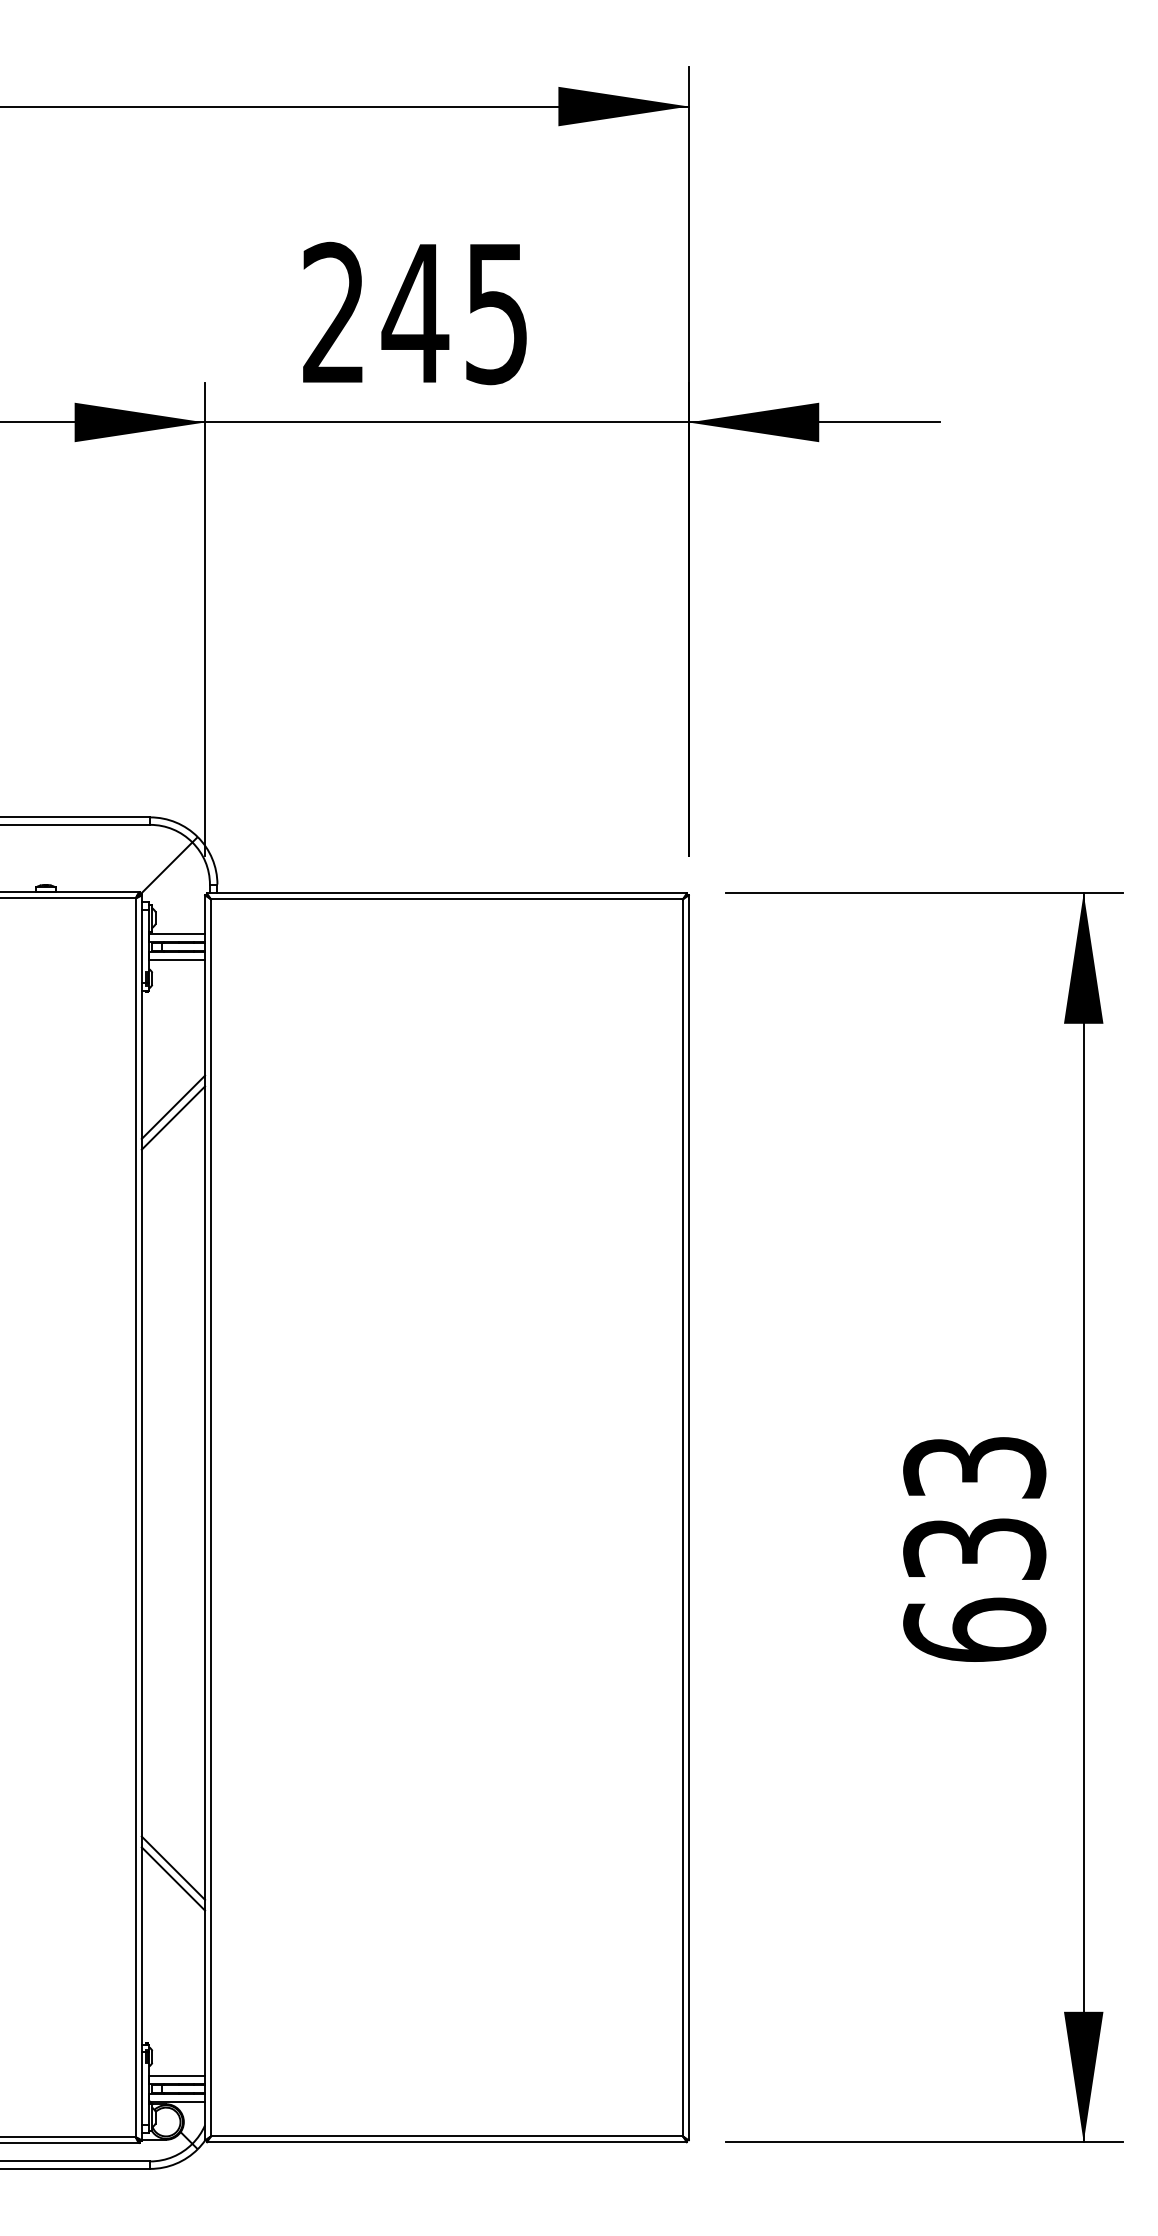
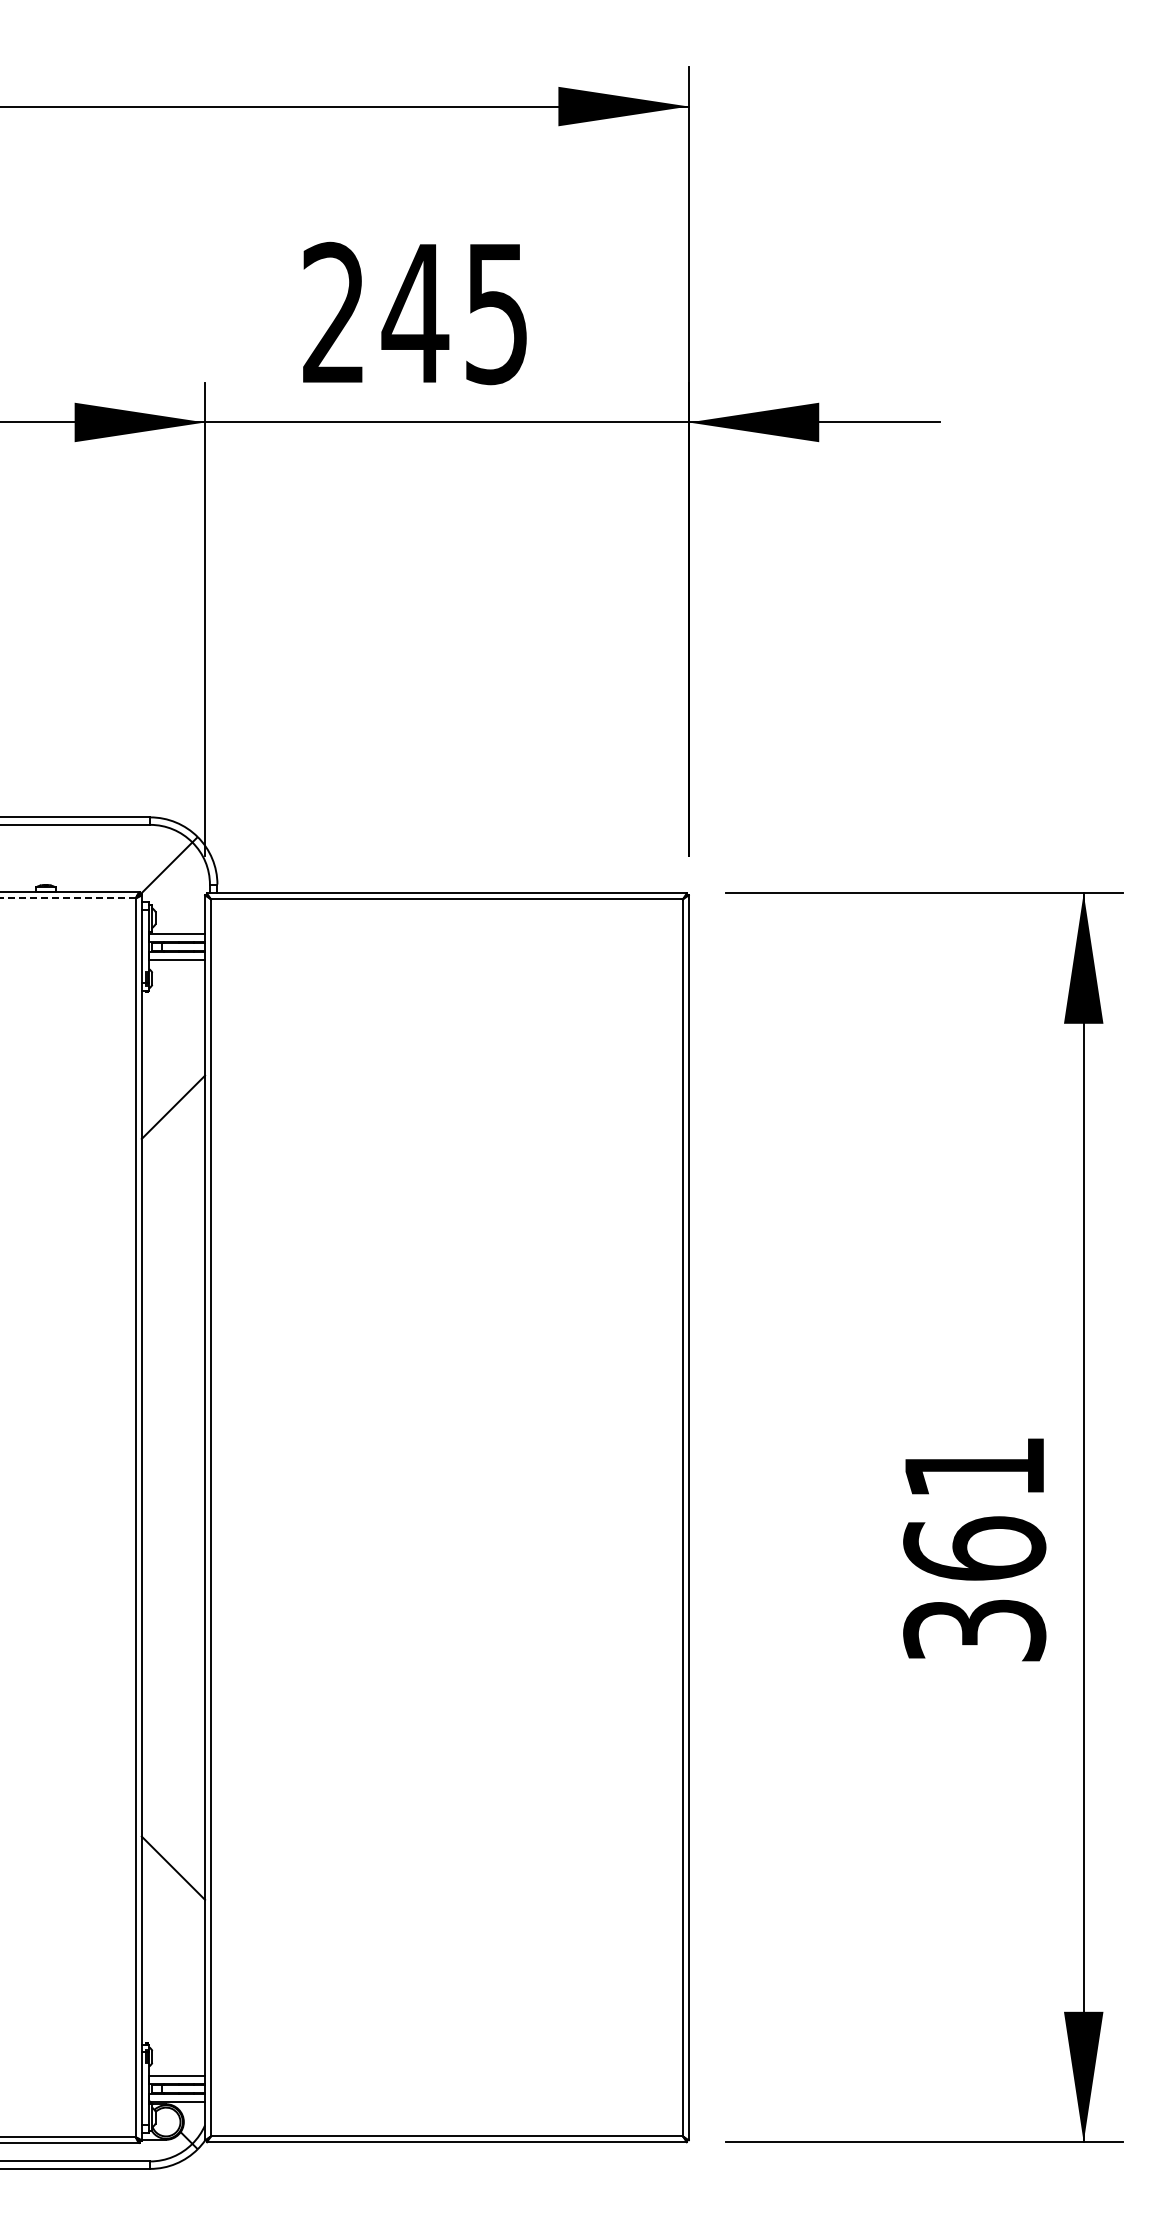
line: solid -> dashed (67, 898)
line: present -> none (173, 1117)
text: 633 -> 361 (974, 1549)
line: present -> none (173, 1878)
